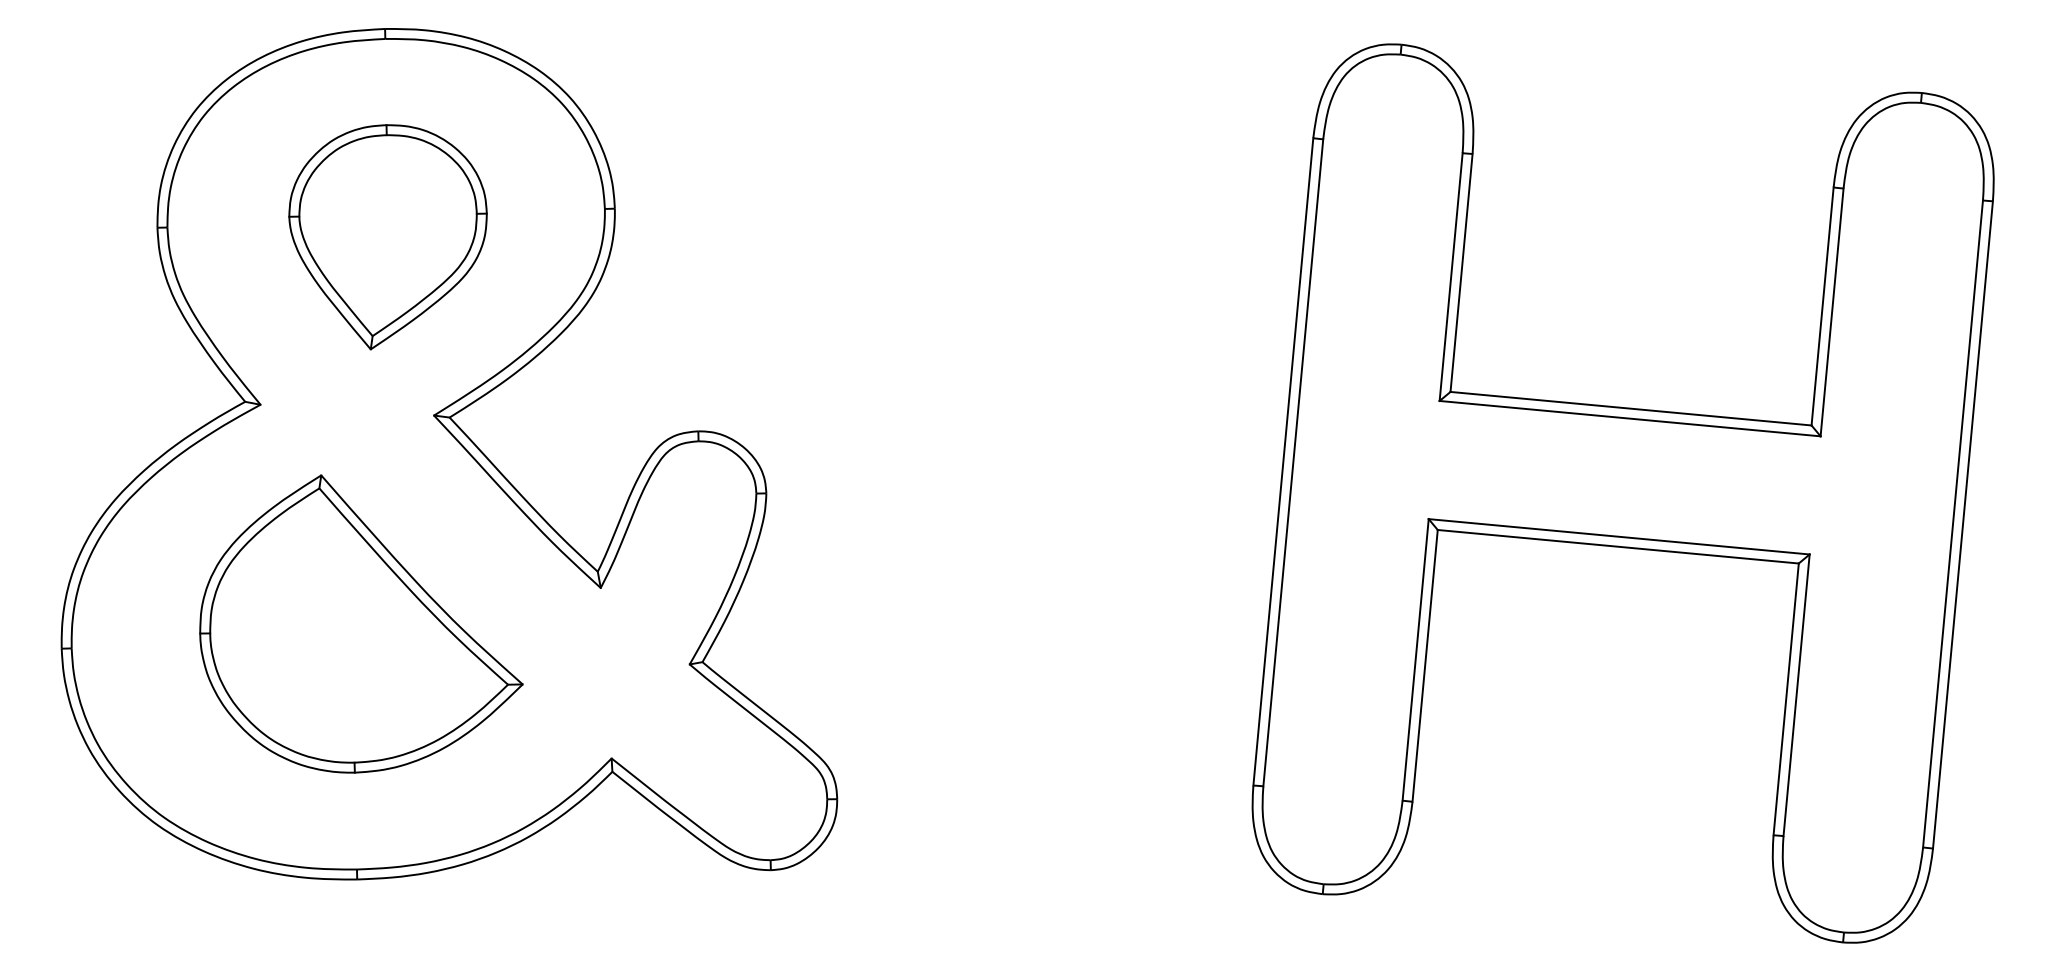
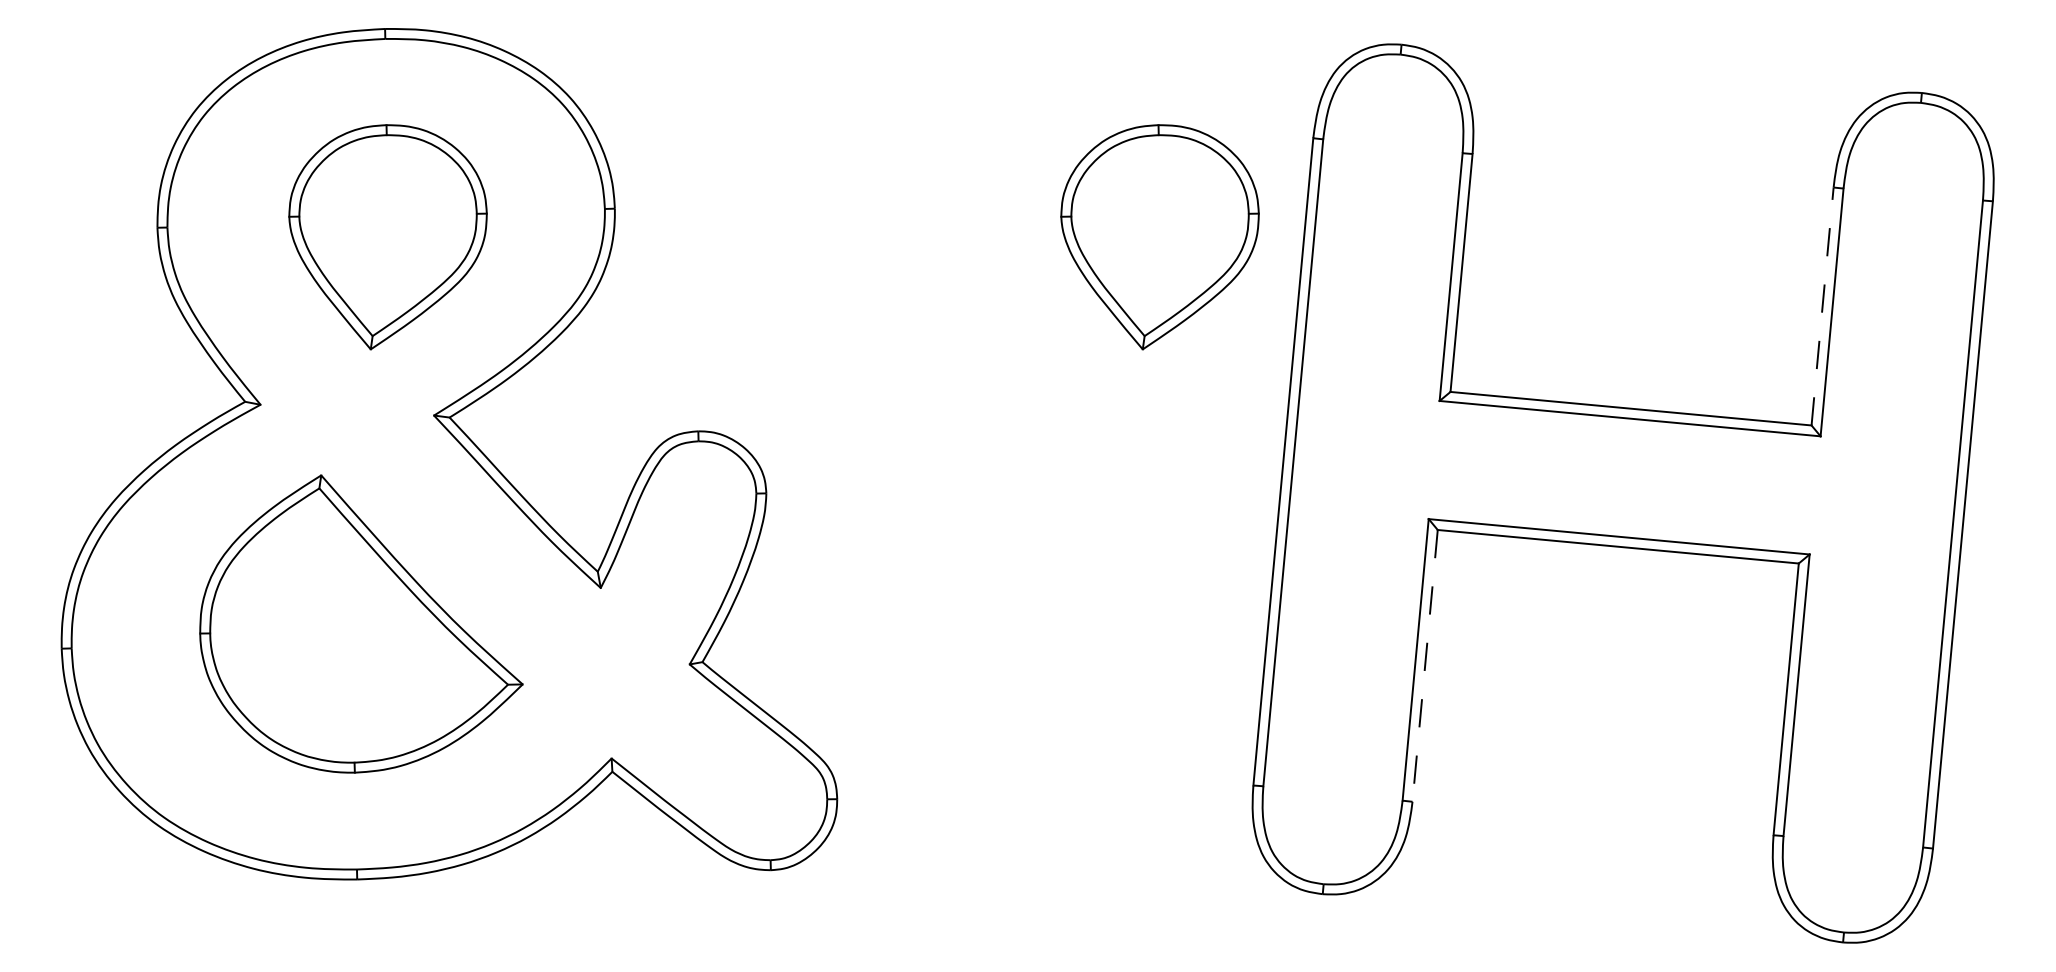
part: none -> present (1159, 237)
line: solid -> dashed (1822, 305)
line: solid -> dashed (1425, 666)
